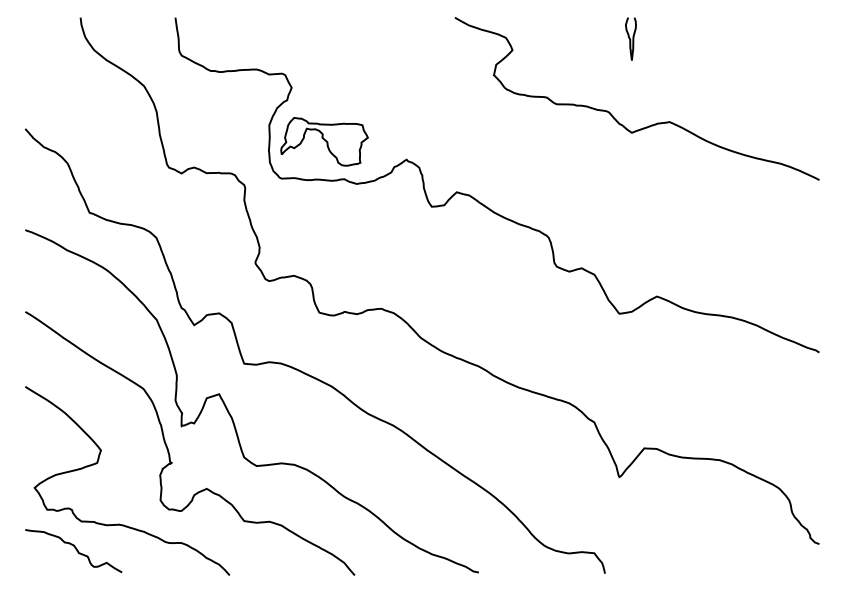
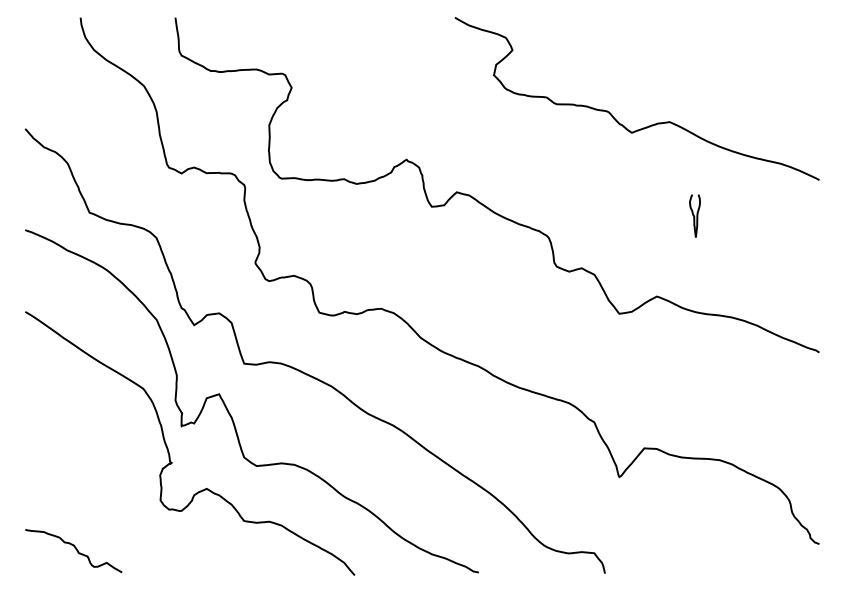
part position: (630, 38) -> (694, 215) (694, 215)
part: present -> none (324, 141)
curve: present -> none (98, 462)
